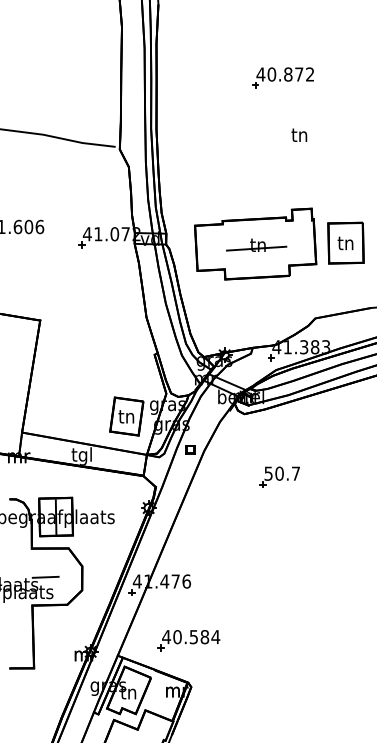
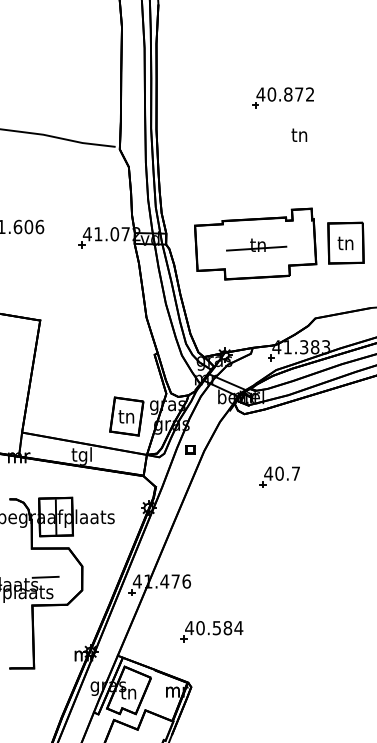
part position: (282, 77) -> (282, 97) (282, 97)
text: 50.7 -> 40.7 (268, 473)
part position: (188, 640) -> (211, 631) (211, 631)
